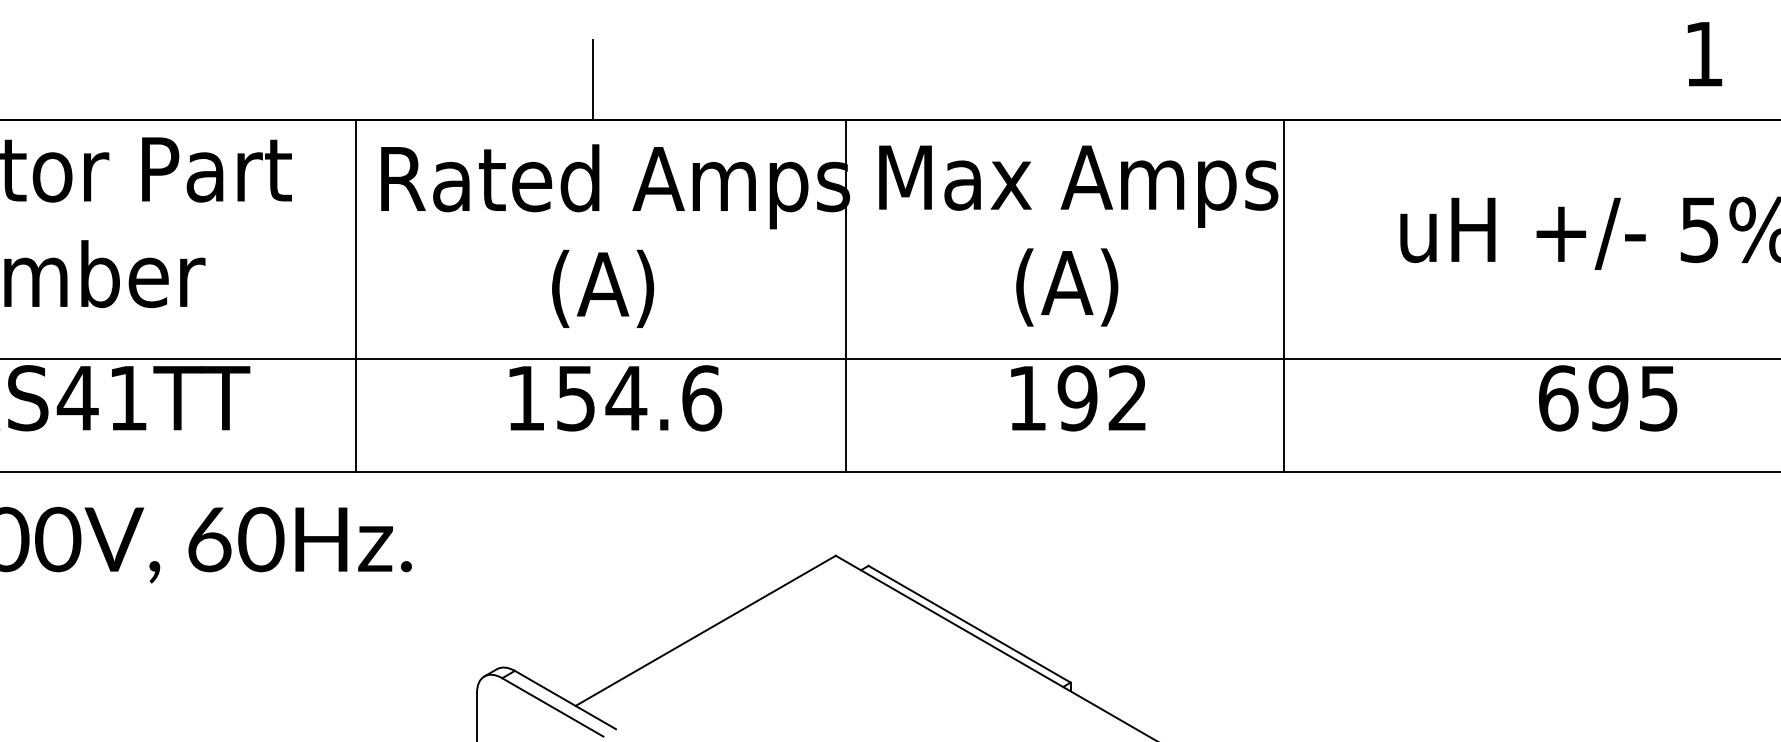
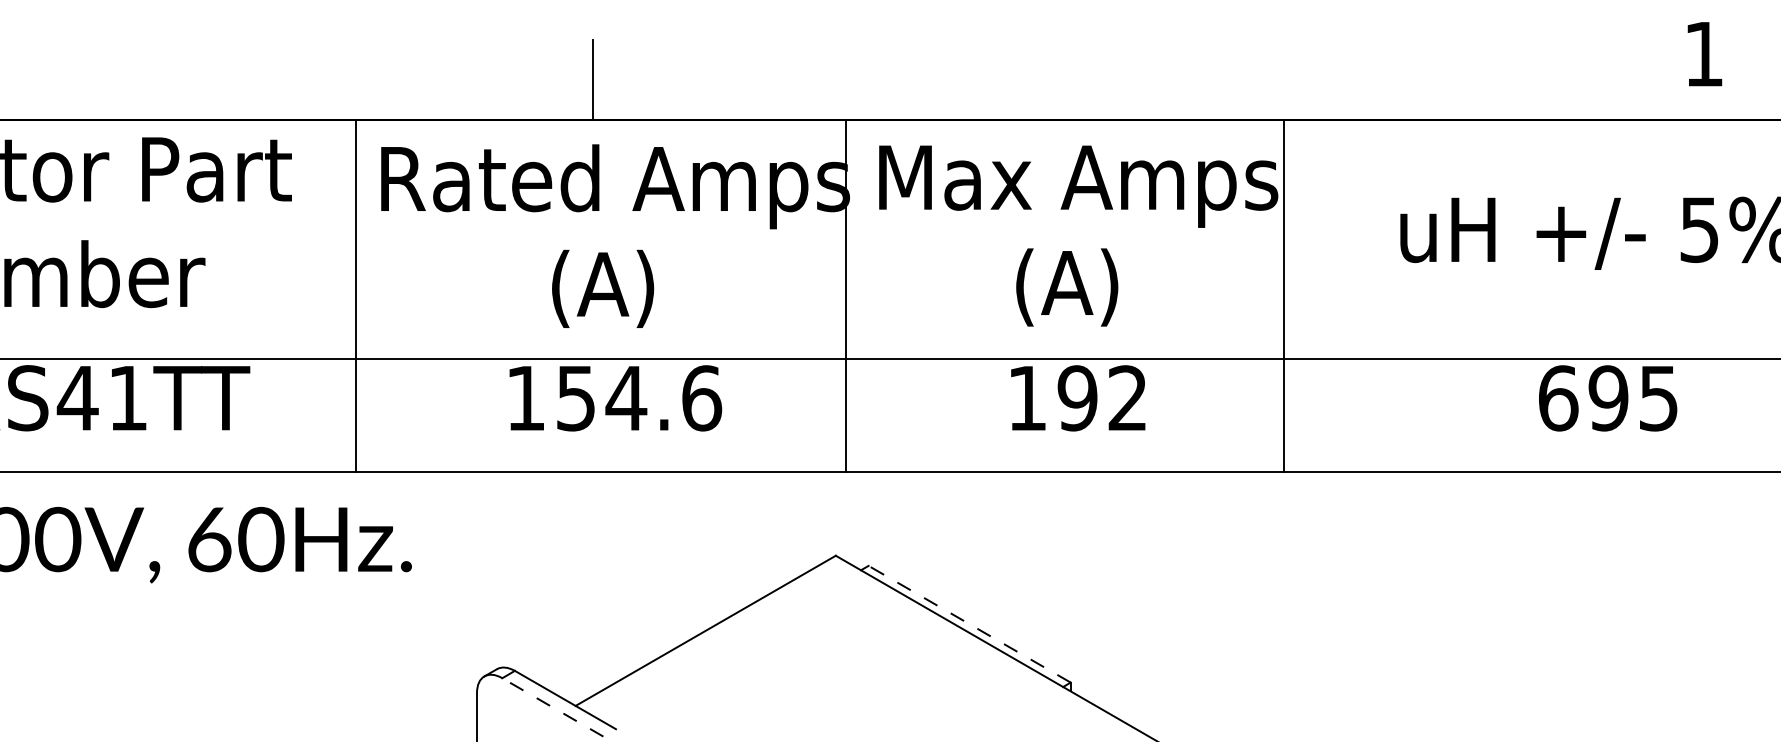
line: solid -> dashed (969, 624)
line: solid -> dashed (552, 707)
